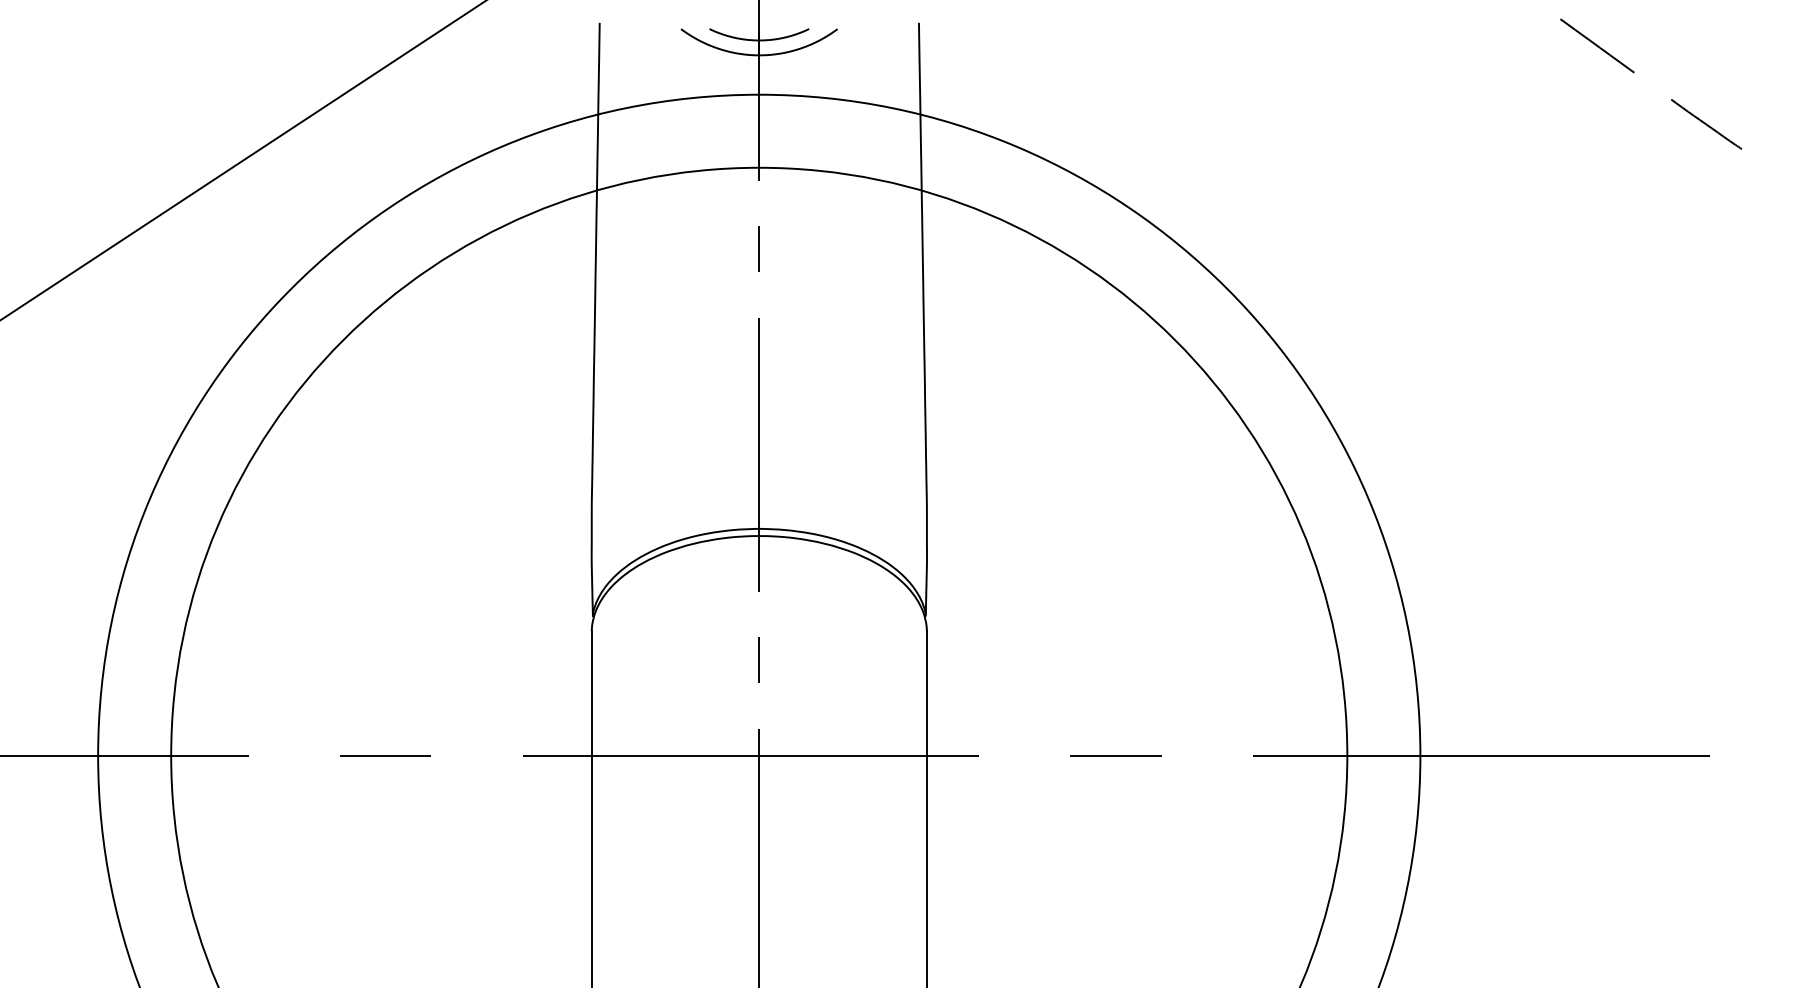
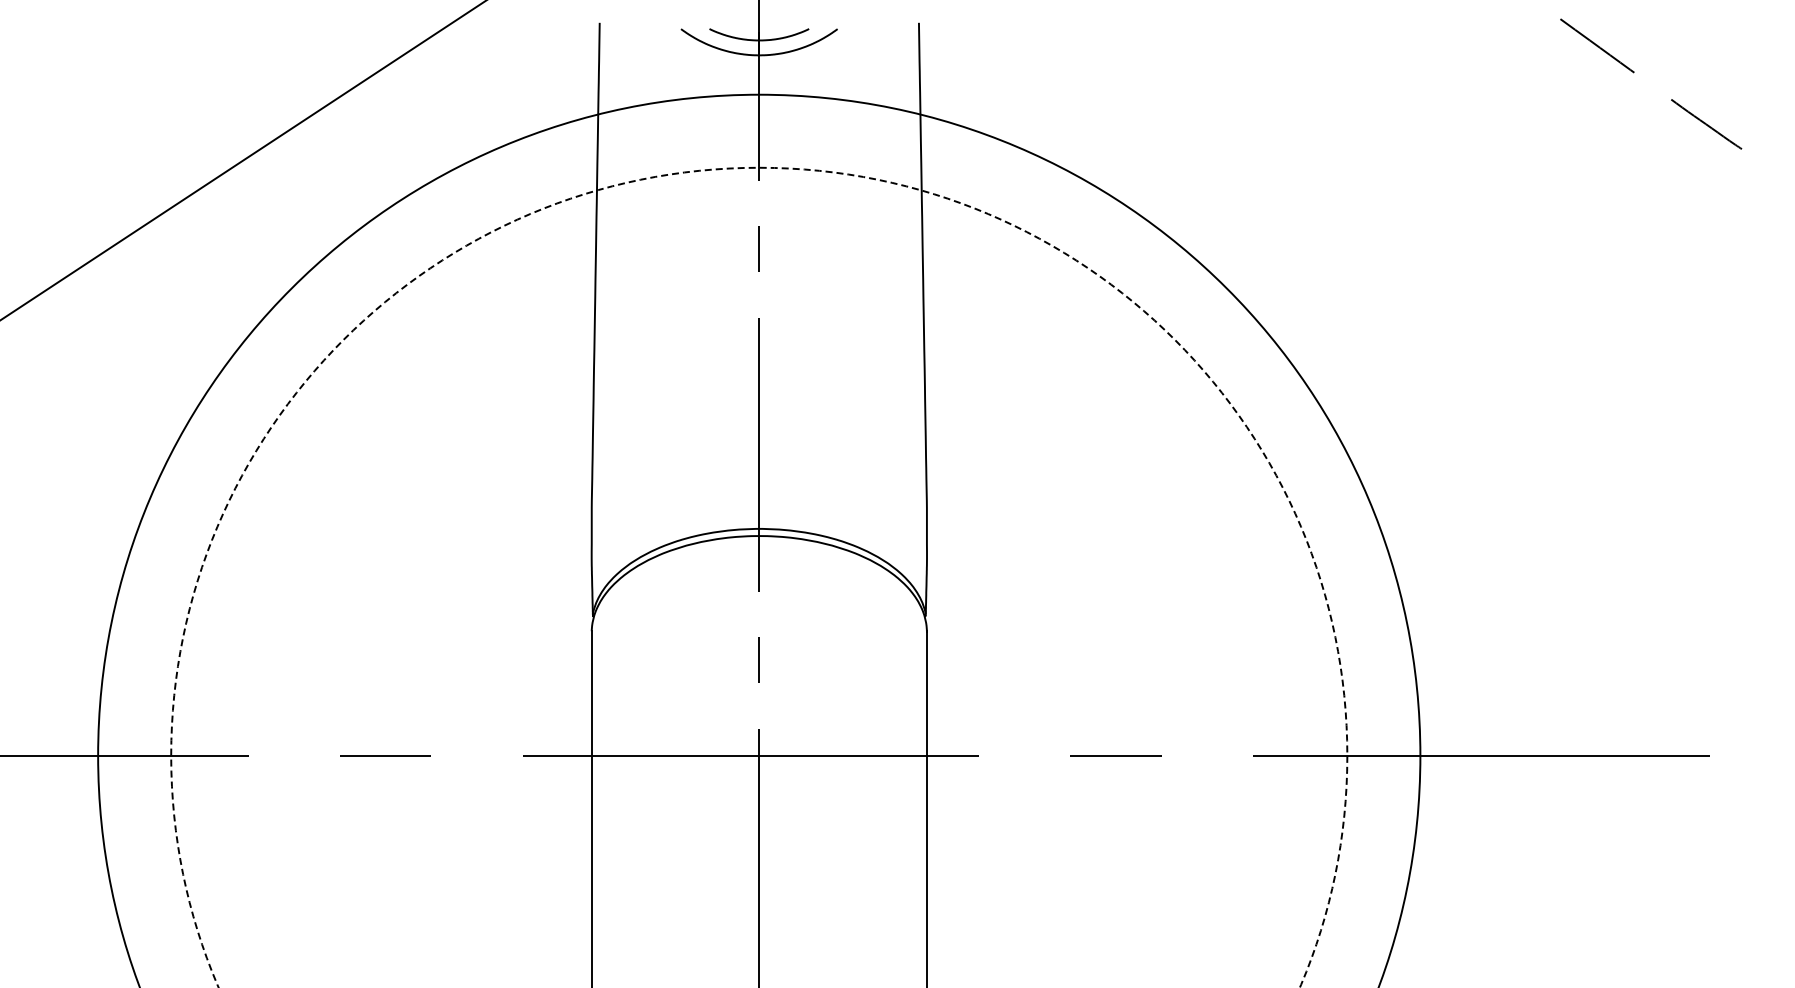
circle: solid -> dashed (759, 577)
